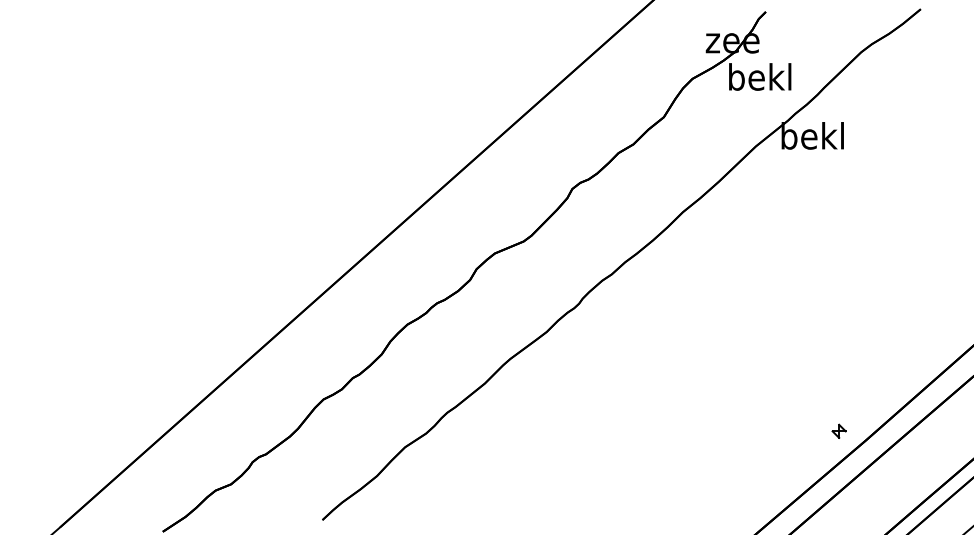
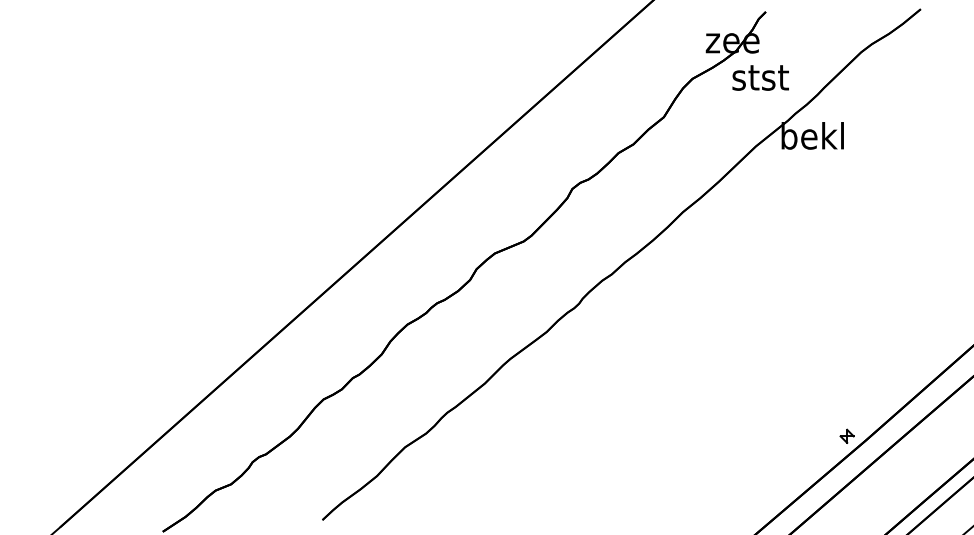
text: bekl -> stst (760, 76)
part position: (838, 430) -> (846, 435) (846, 435)
